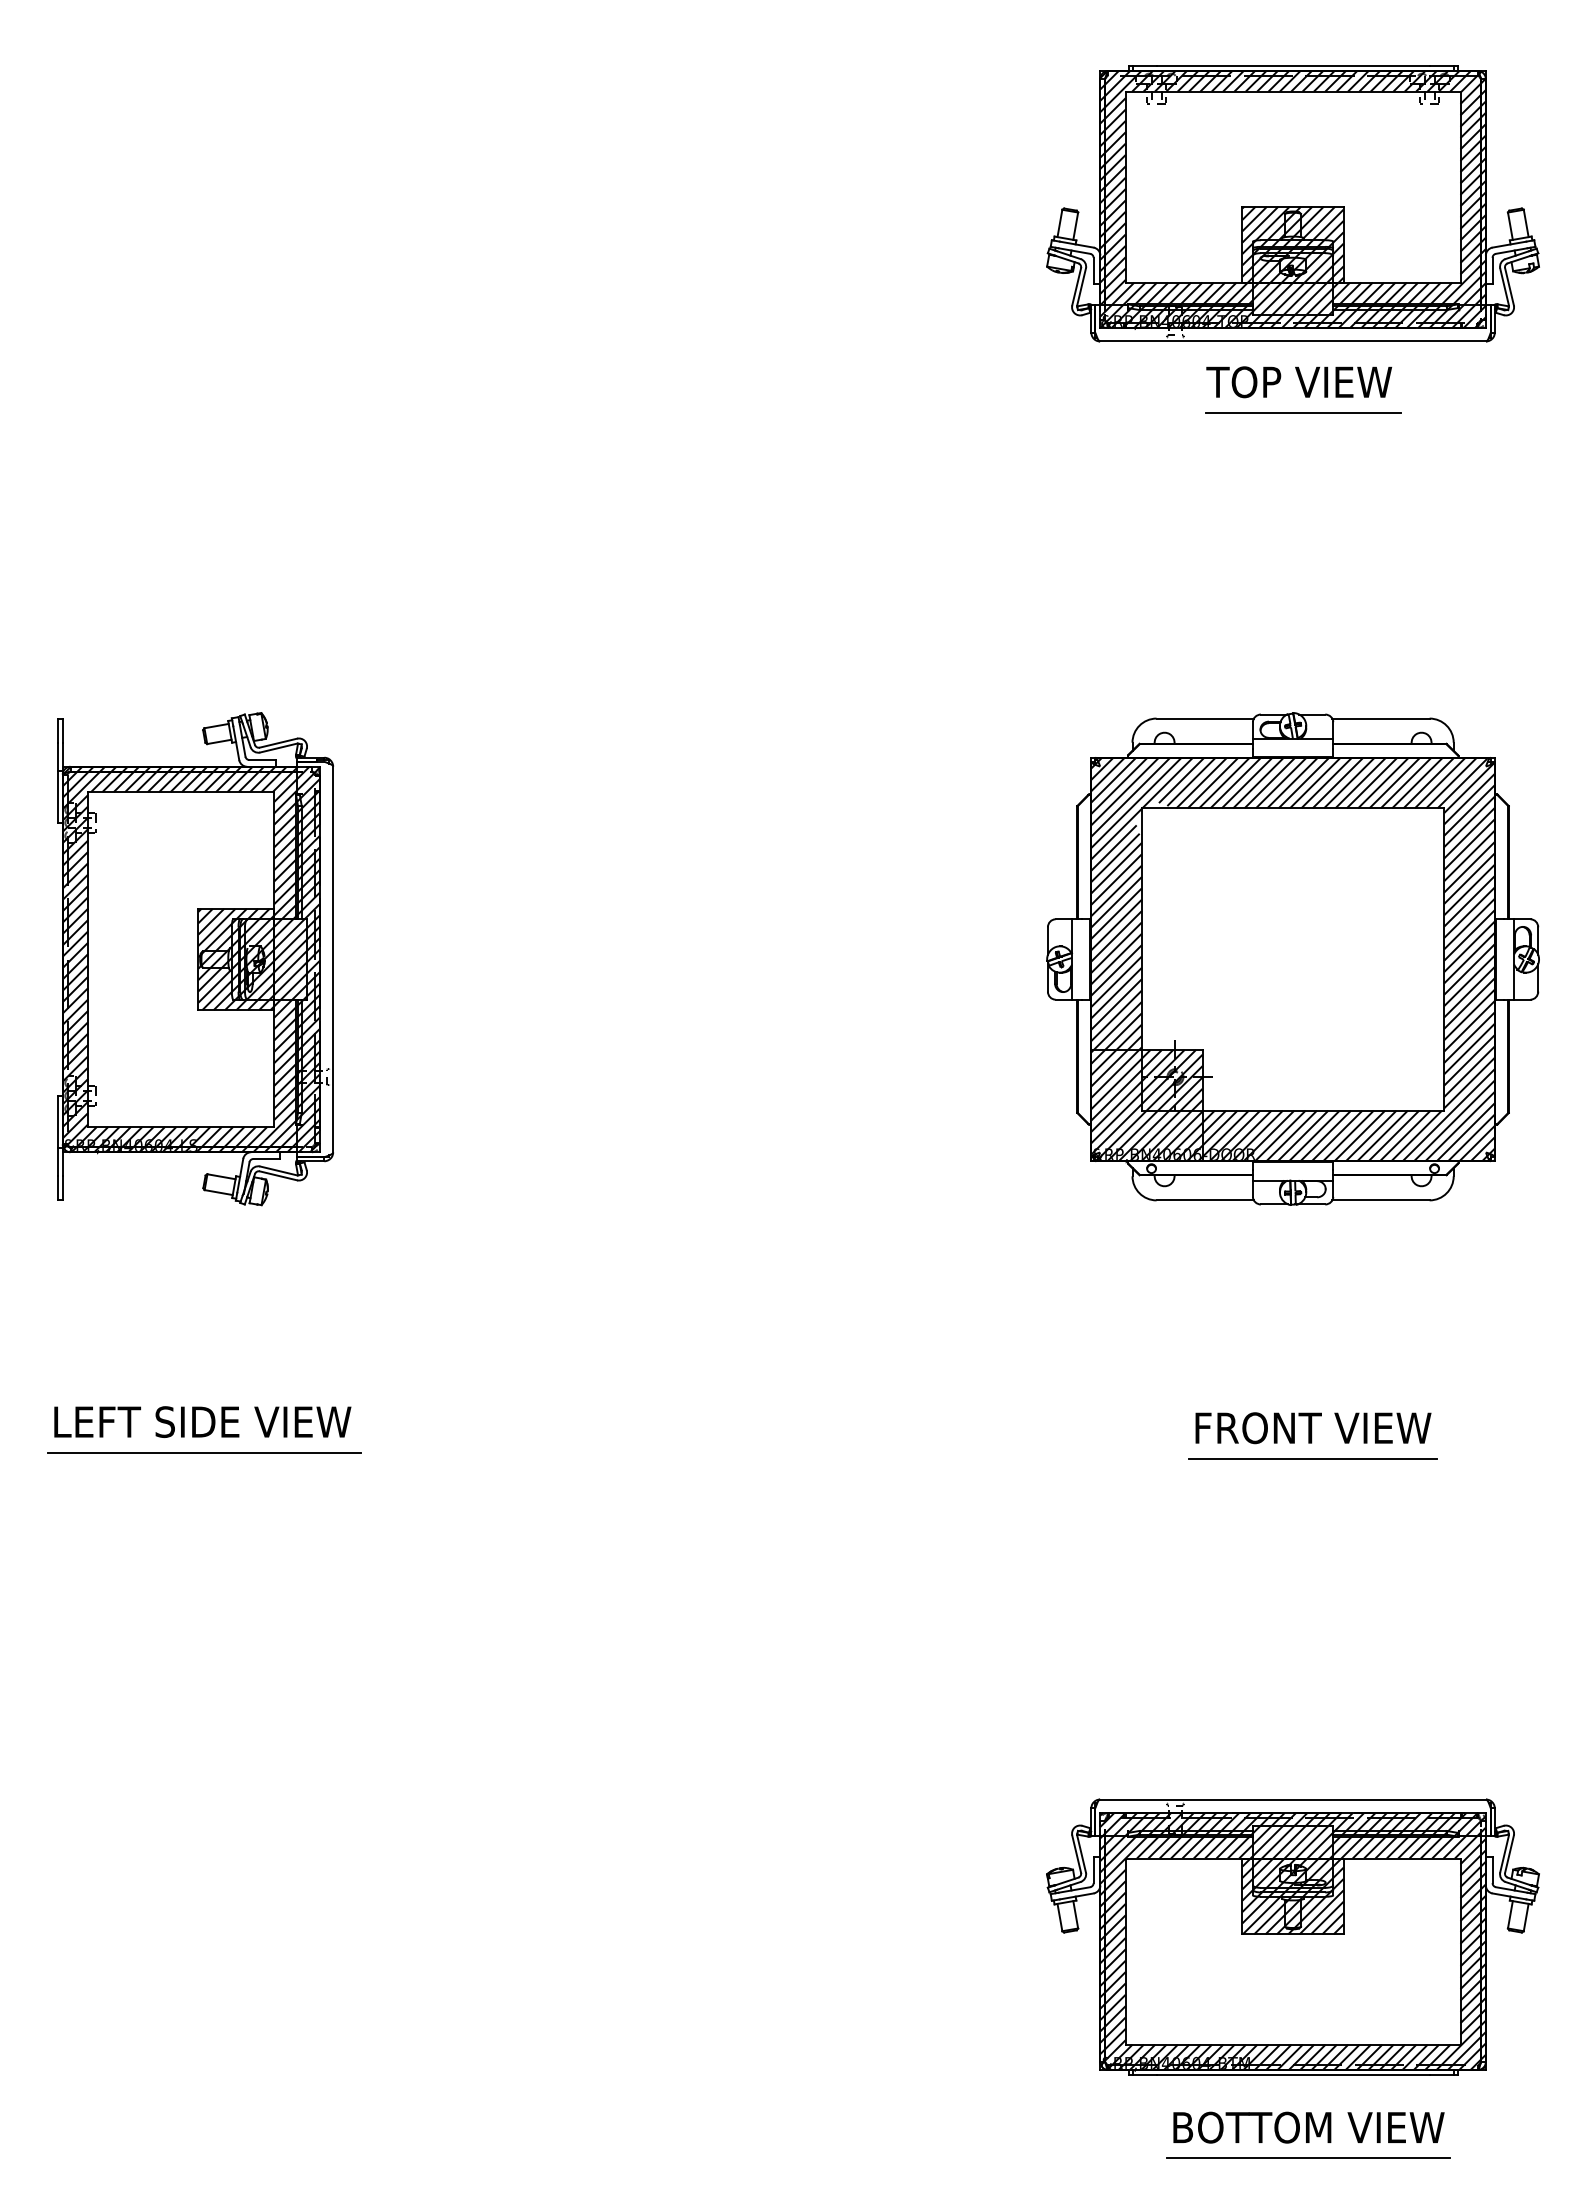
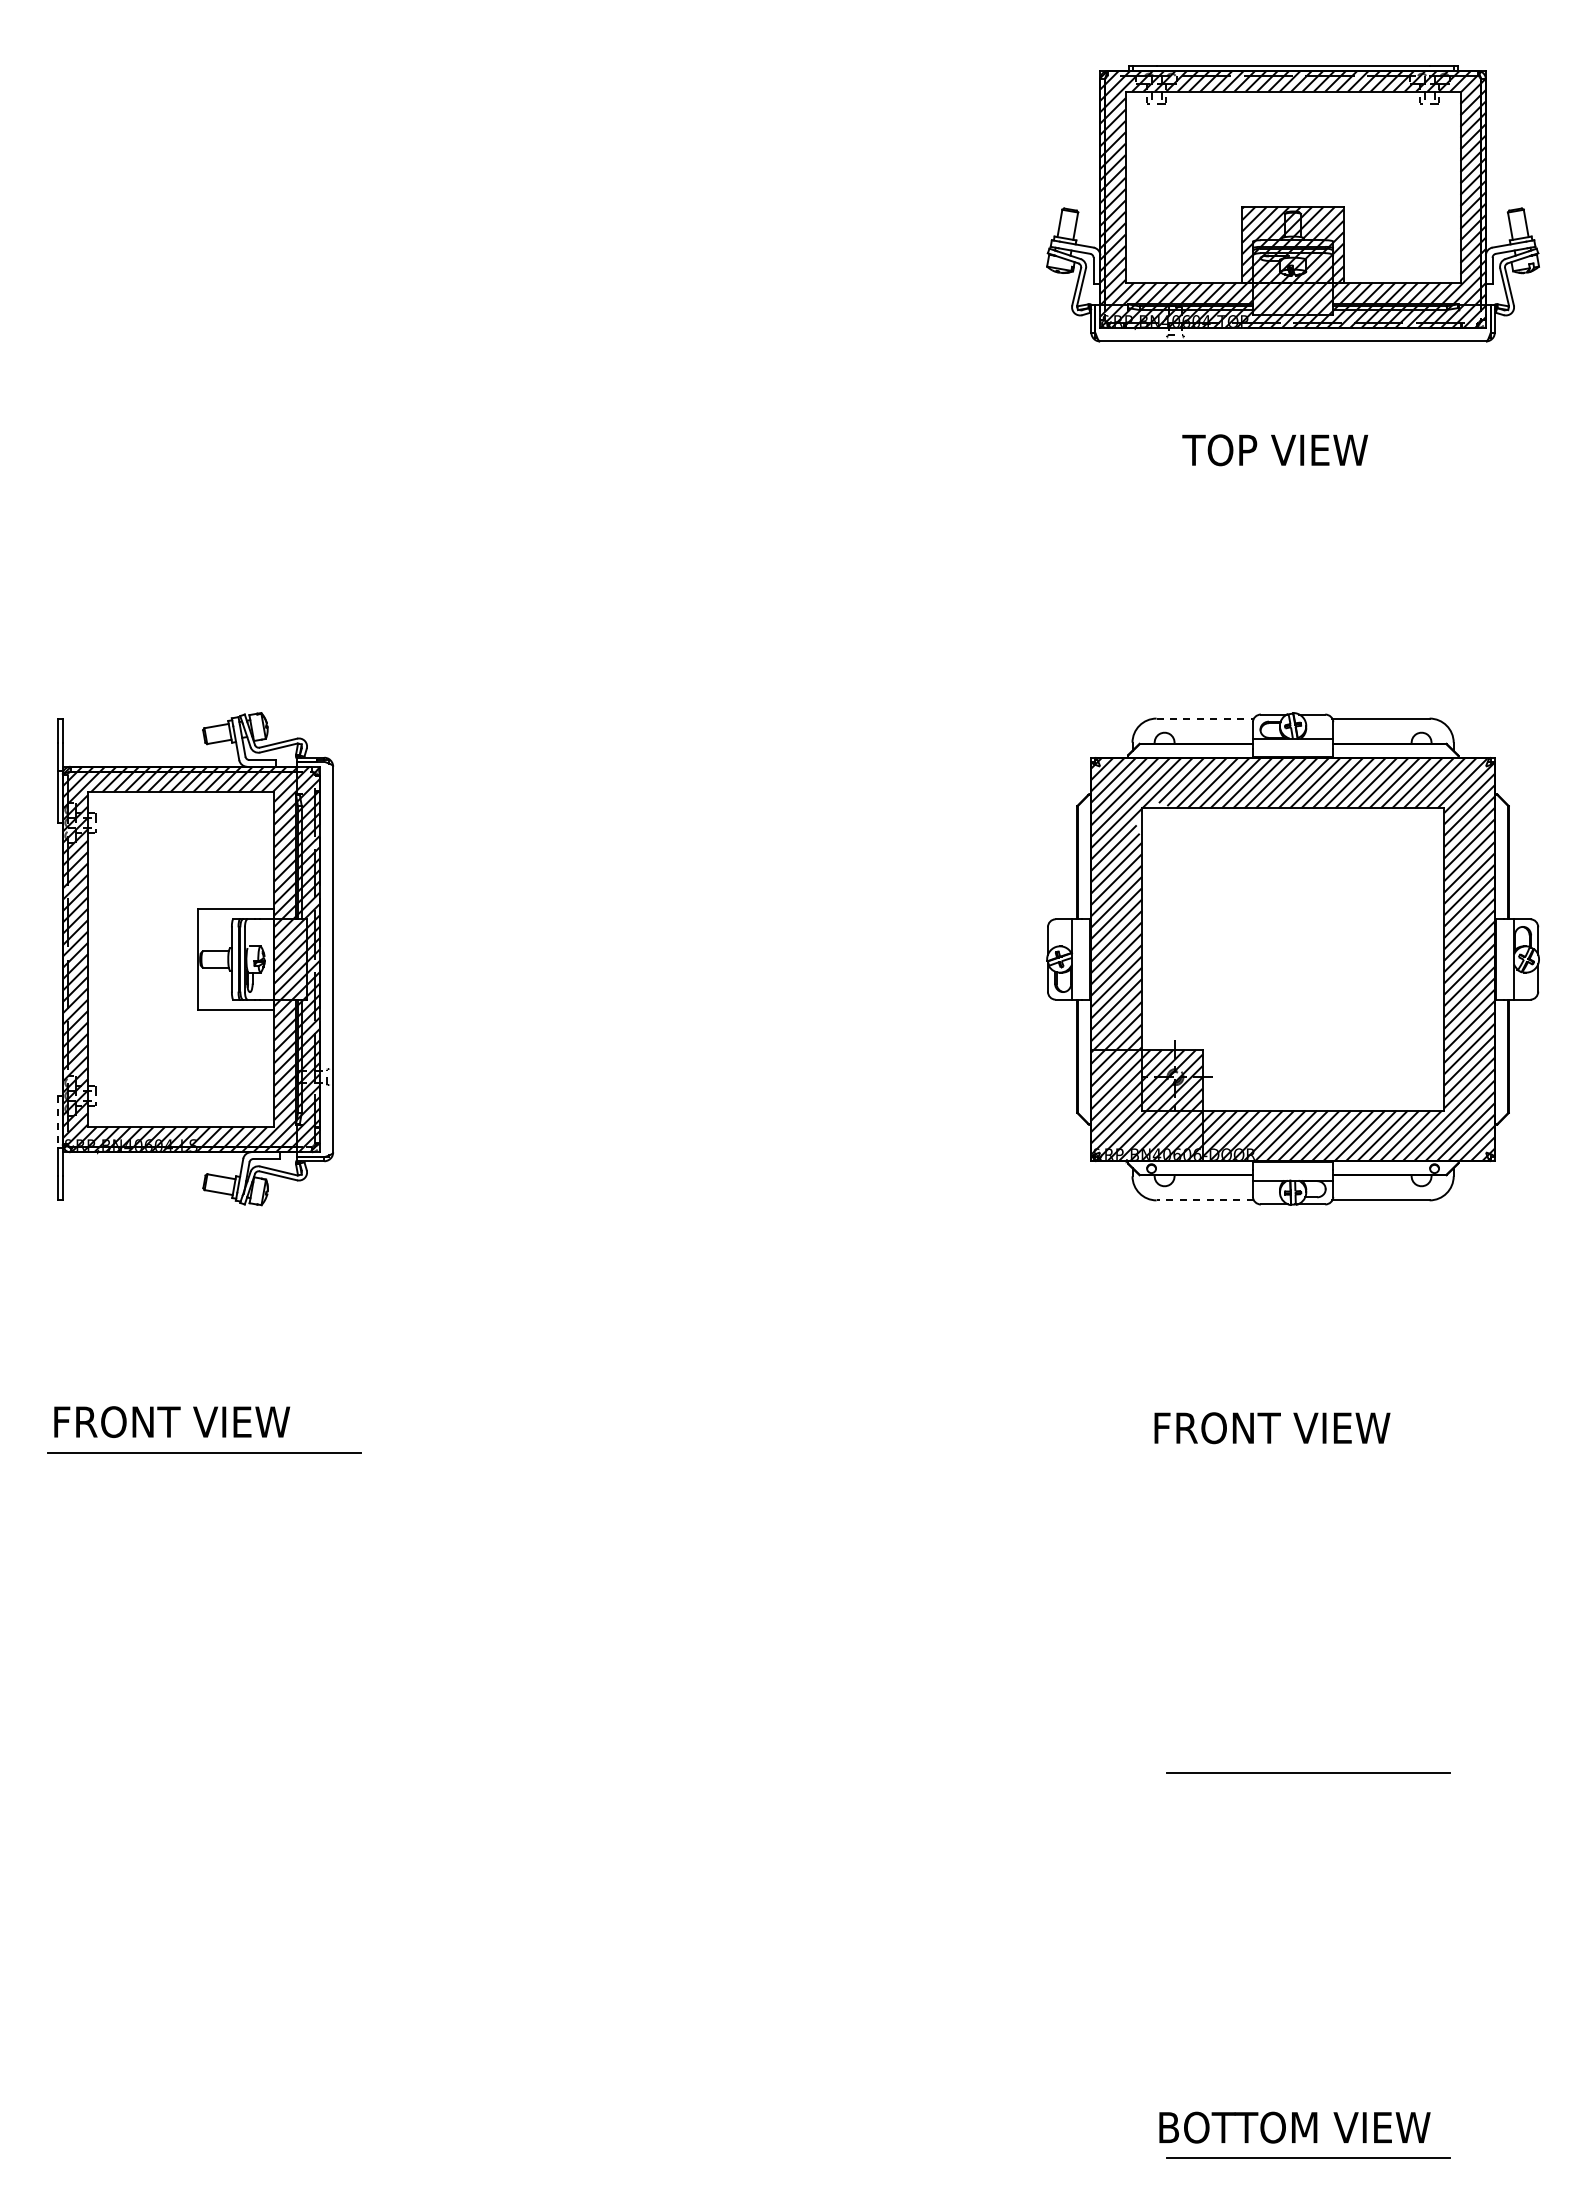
text position: (1299, 382) -> (1275, 450) (1275, 450)
line: present -> none (1303, 412)
line: solid -> dashed (1205, 718)
hatch: present -> none (236, 959)
line: solid -> dashed (57, 1122)
line: solid -> dashed (1205, 1200)
text: LEFT SIDE VIEW -> FRONT VIEW (204, 1422)
text position: (1313, 1428) -> (1272, 1428) (1272, 1428)
line: present -> none (1312, 1458)
line: none -> present (1308, 1772)
part: present -> none (1292, 1936)
text position: (1308, 2127) -> (1294, 2127) (1294, 2127)
